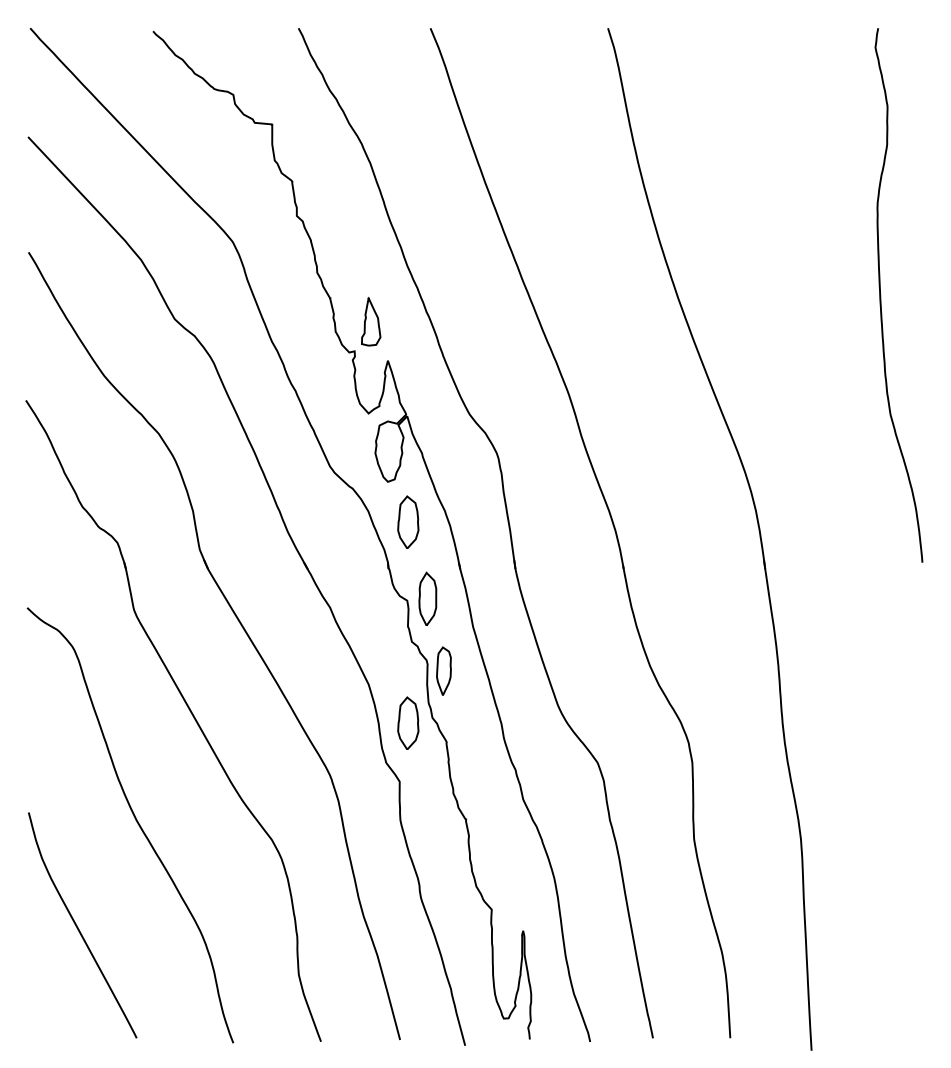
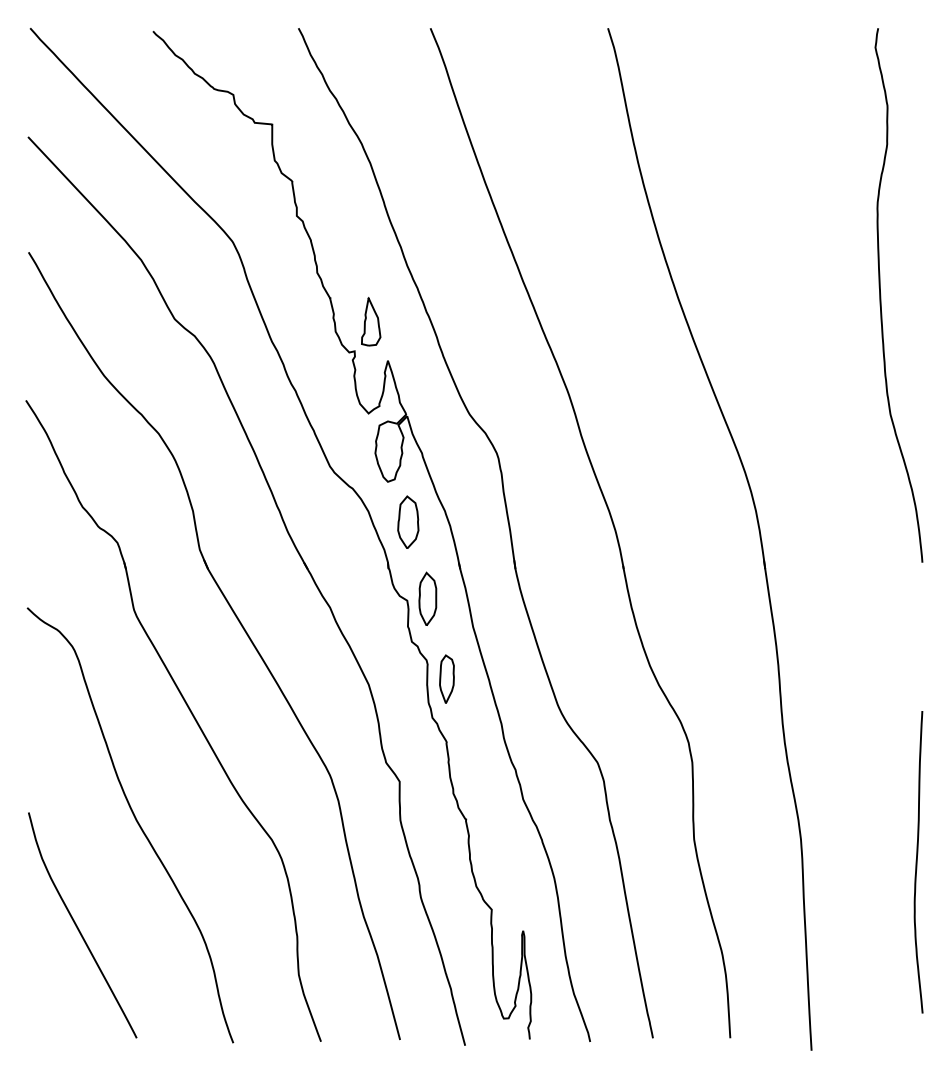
part position: (443, 670) -> (446, 678) (446, 678)
part: present -> none (408, 722)
curve: none -> present (917, 862)
